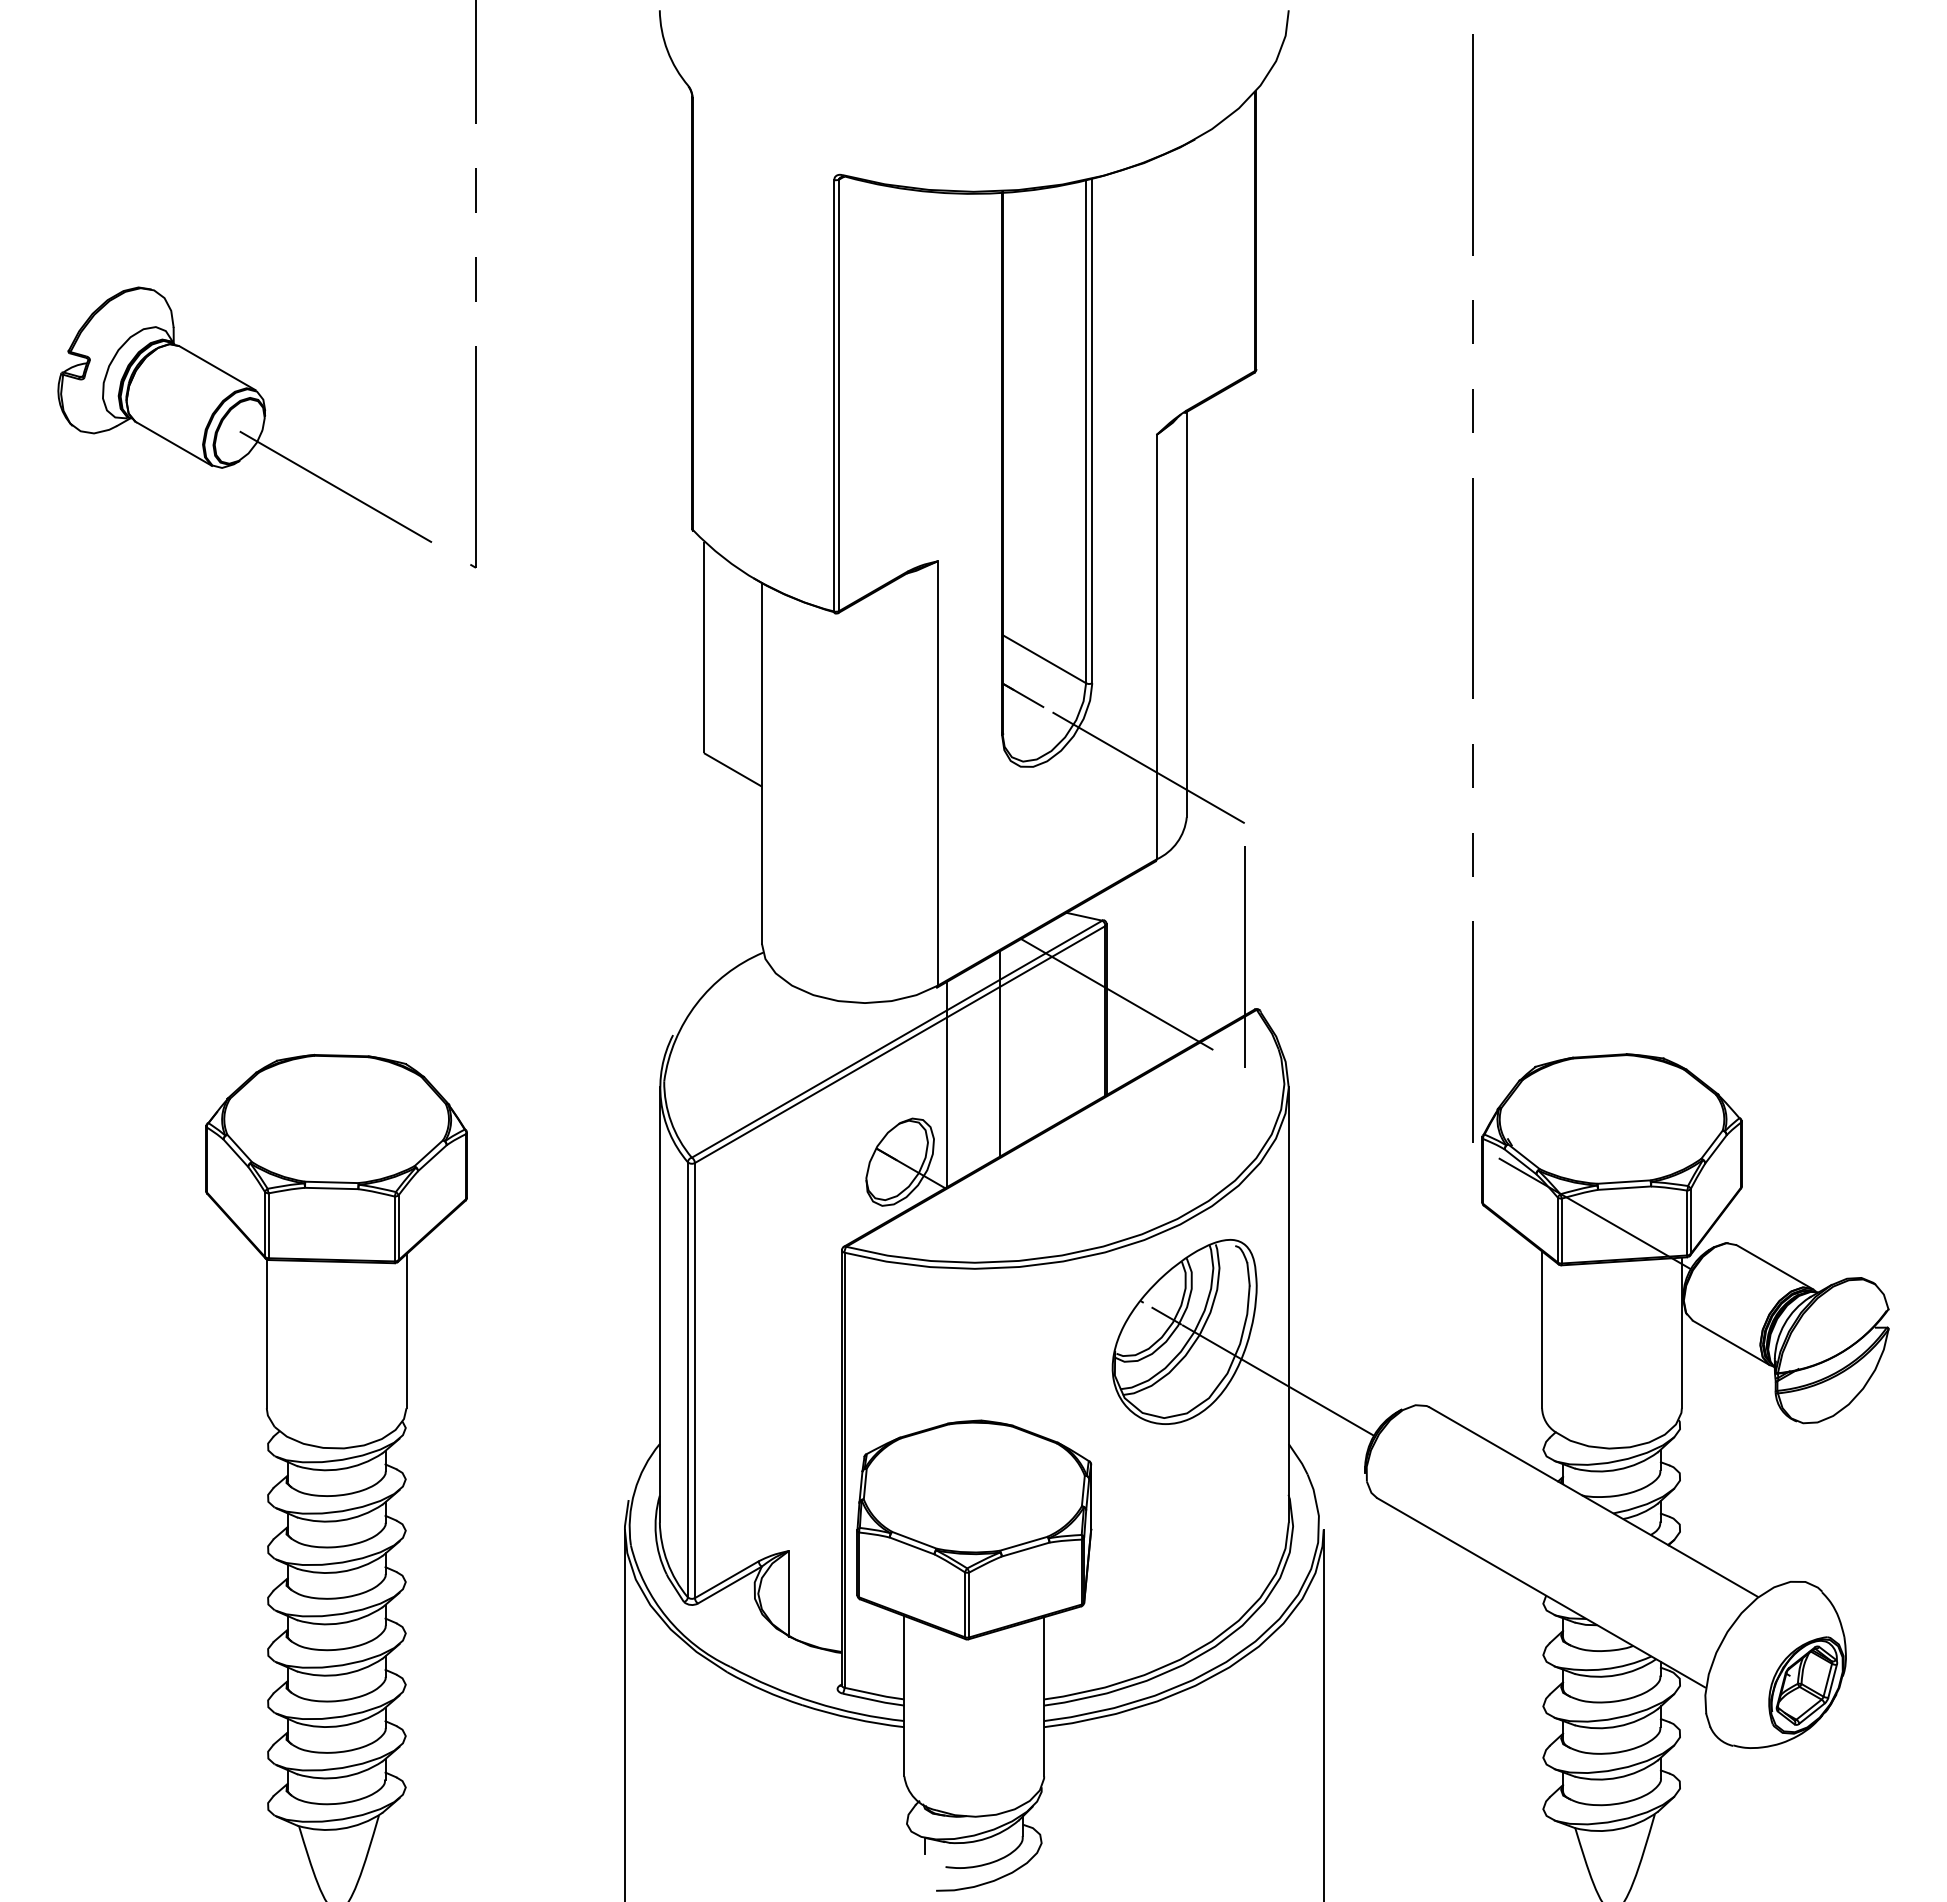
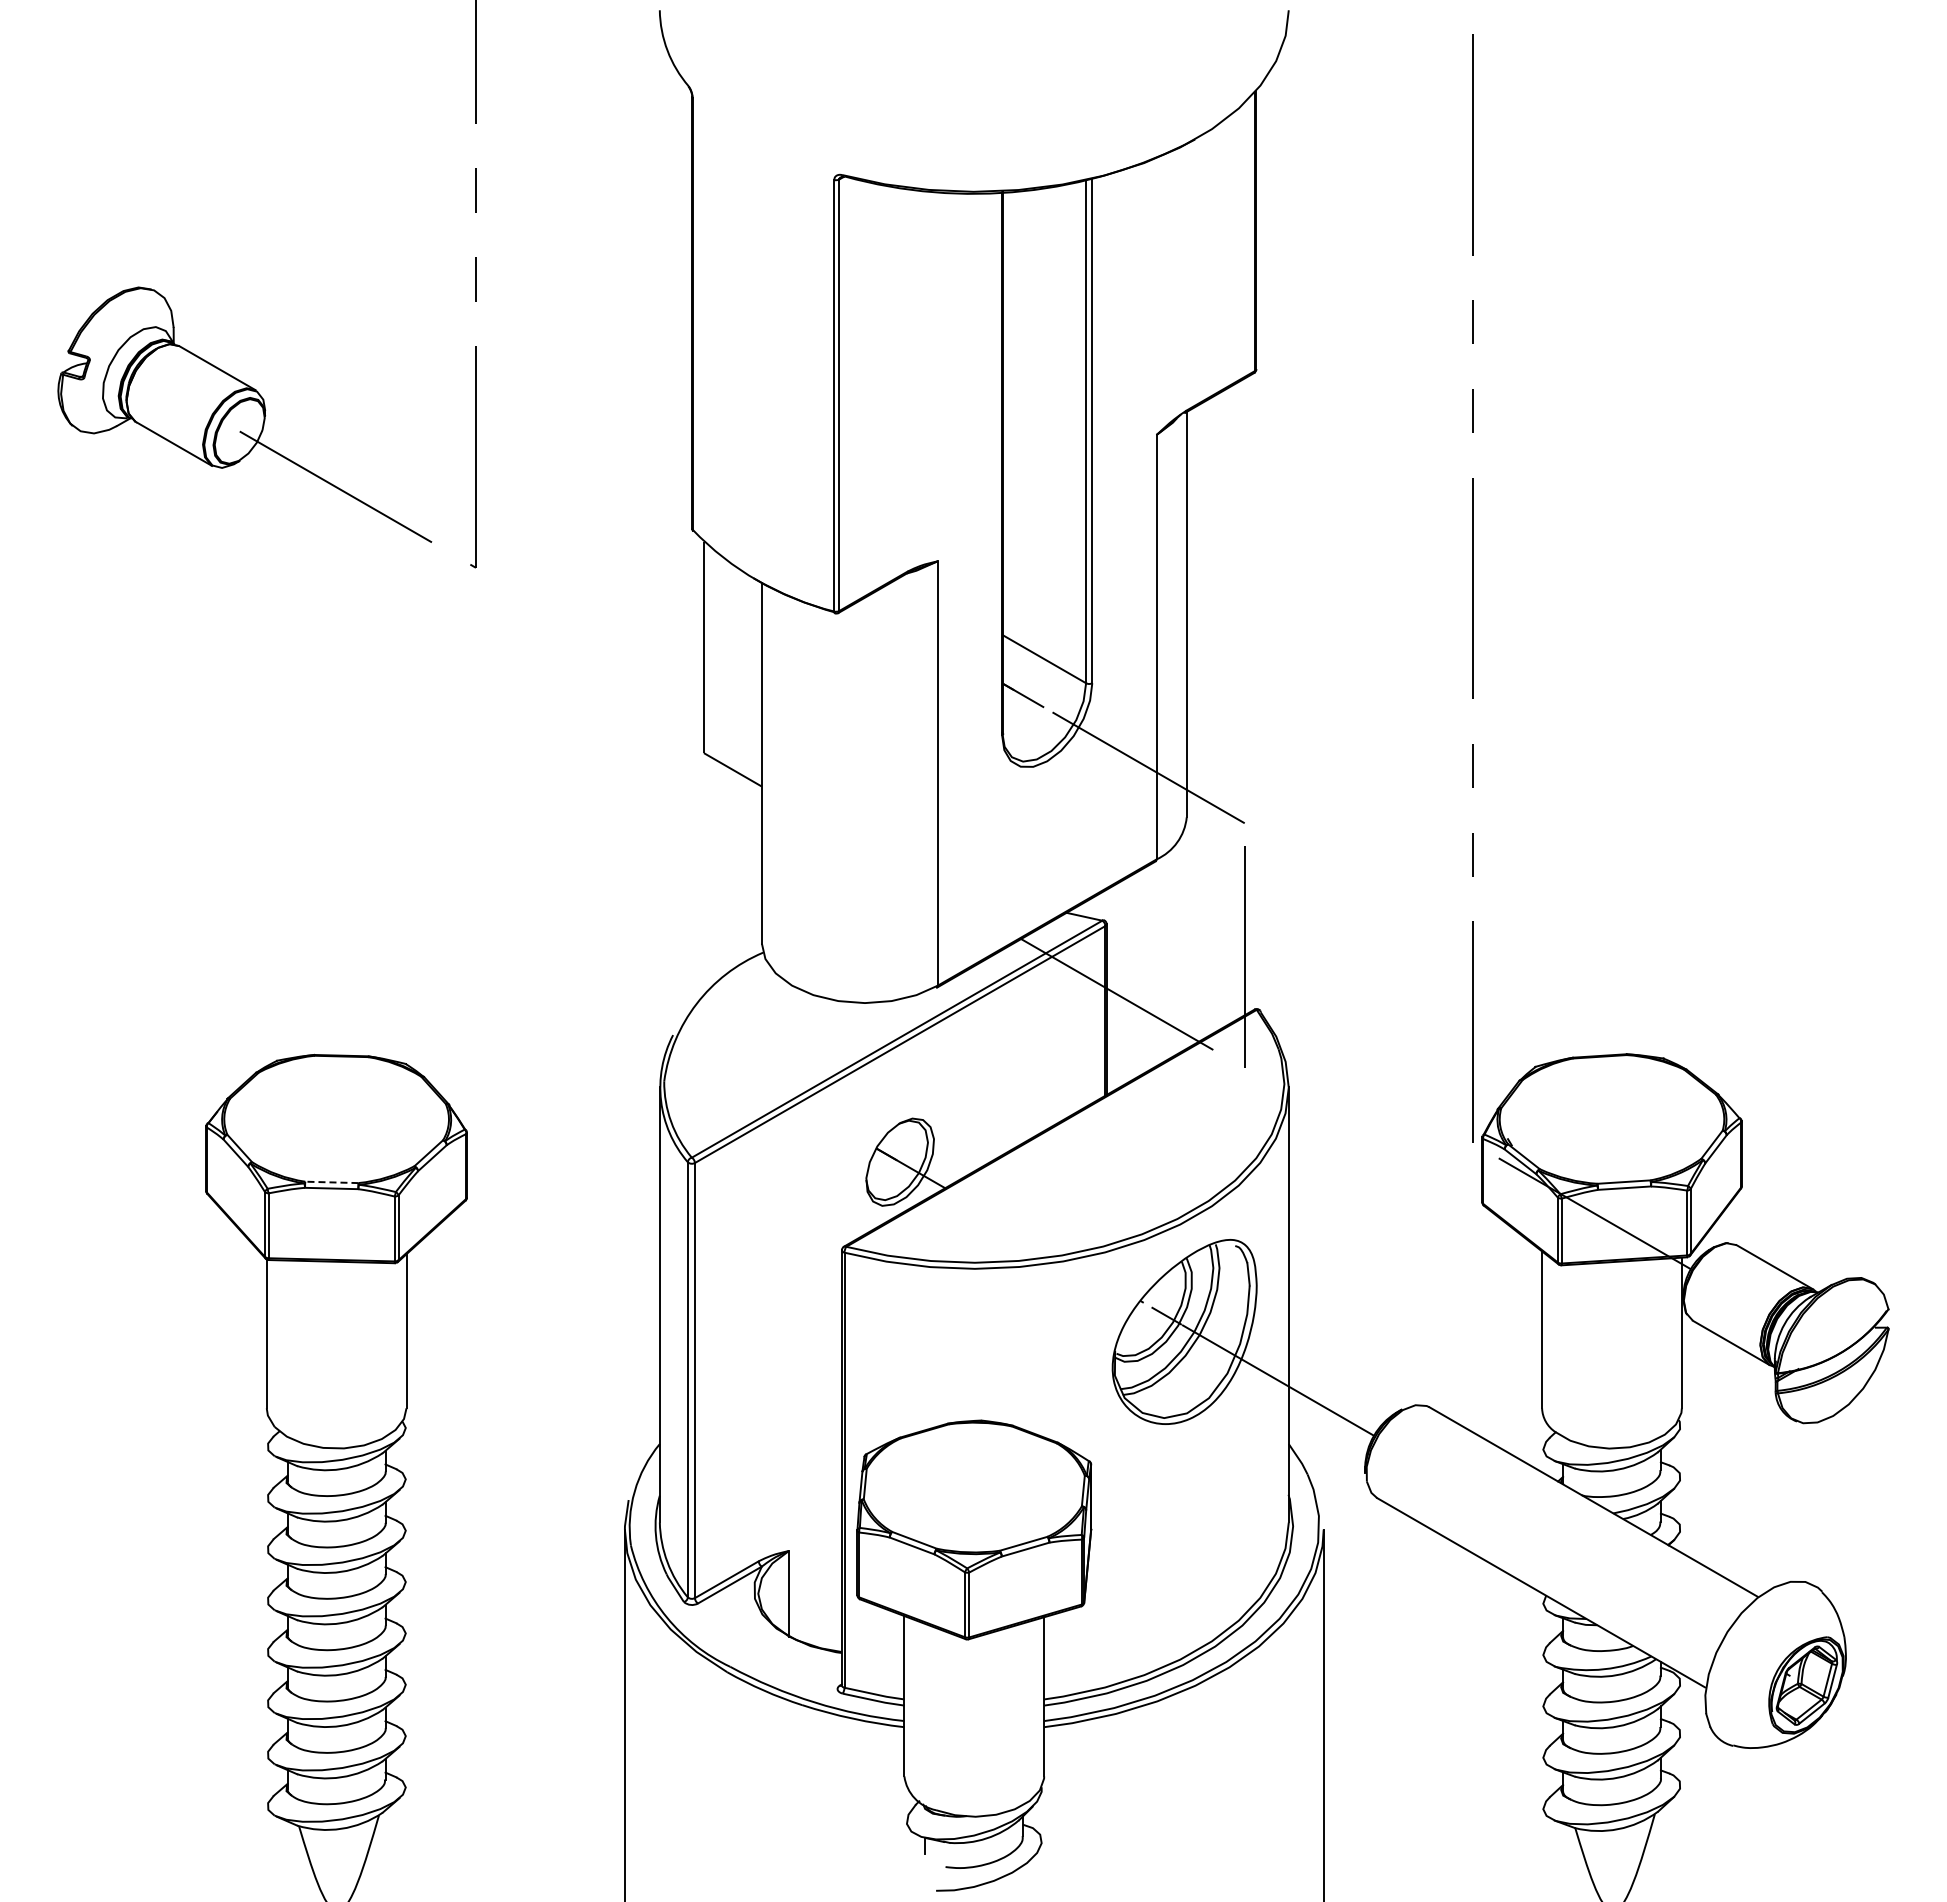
line: present -> none (1000, 1053)
line: present -> none (947, 1084)
line: solid -> dashed (331, 1182)
